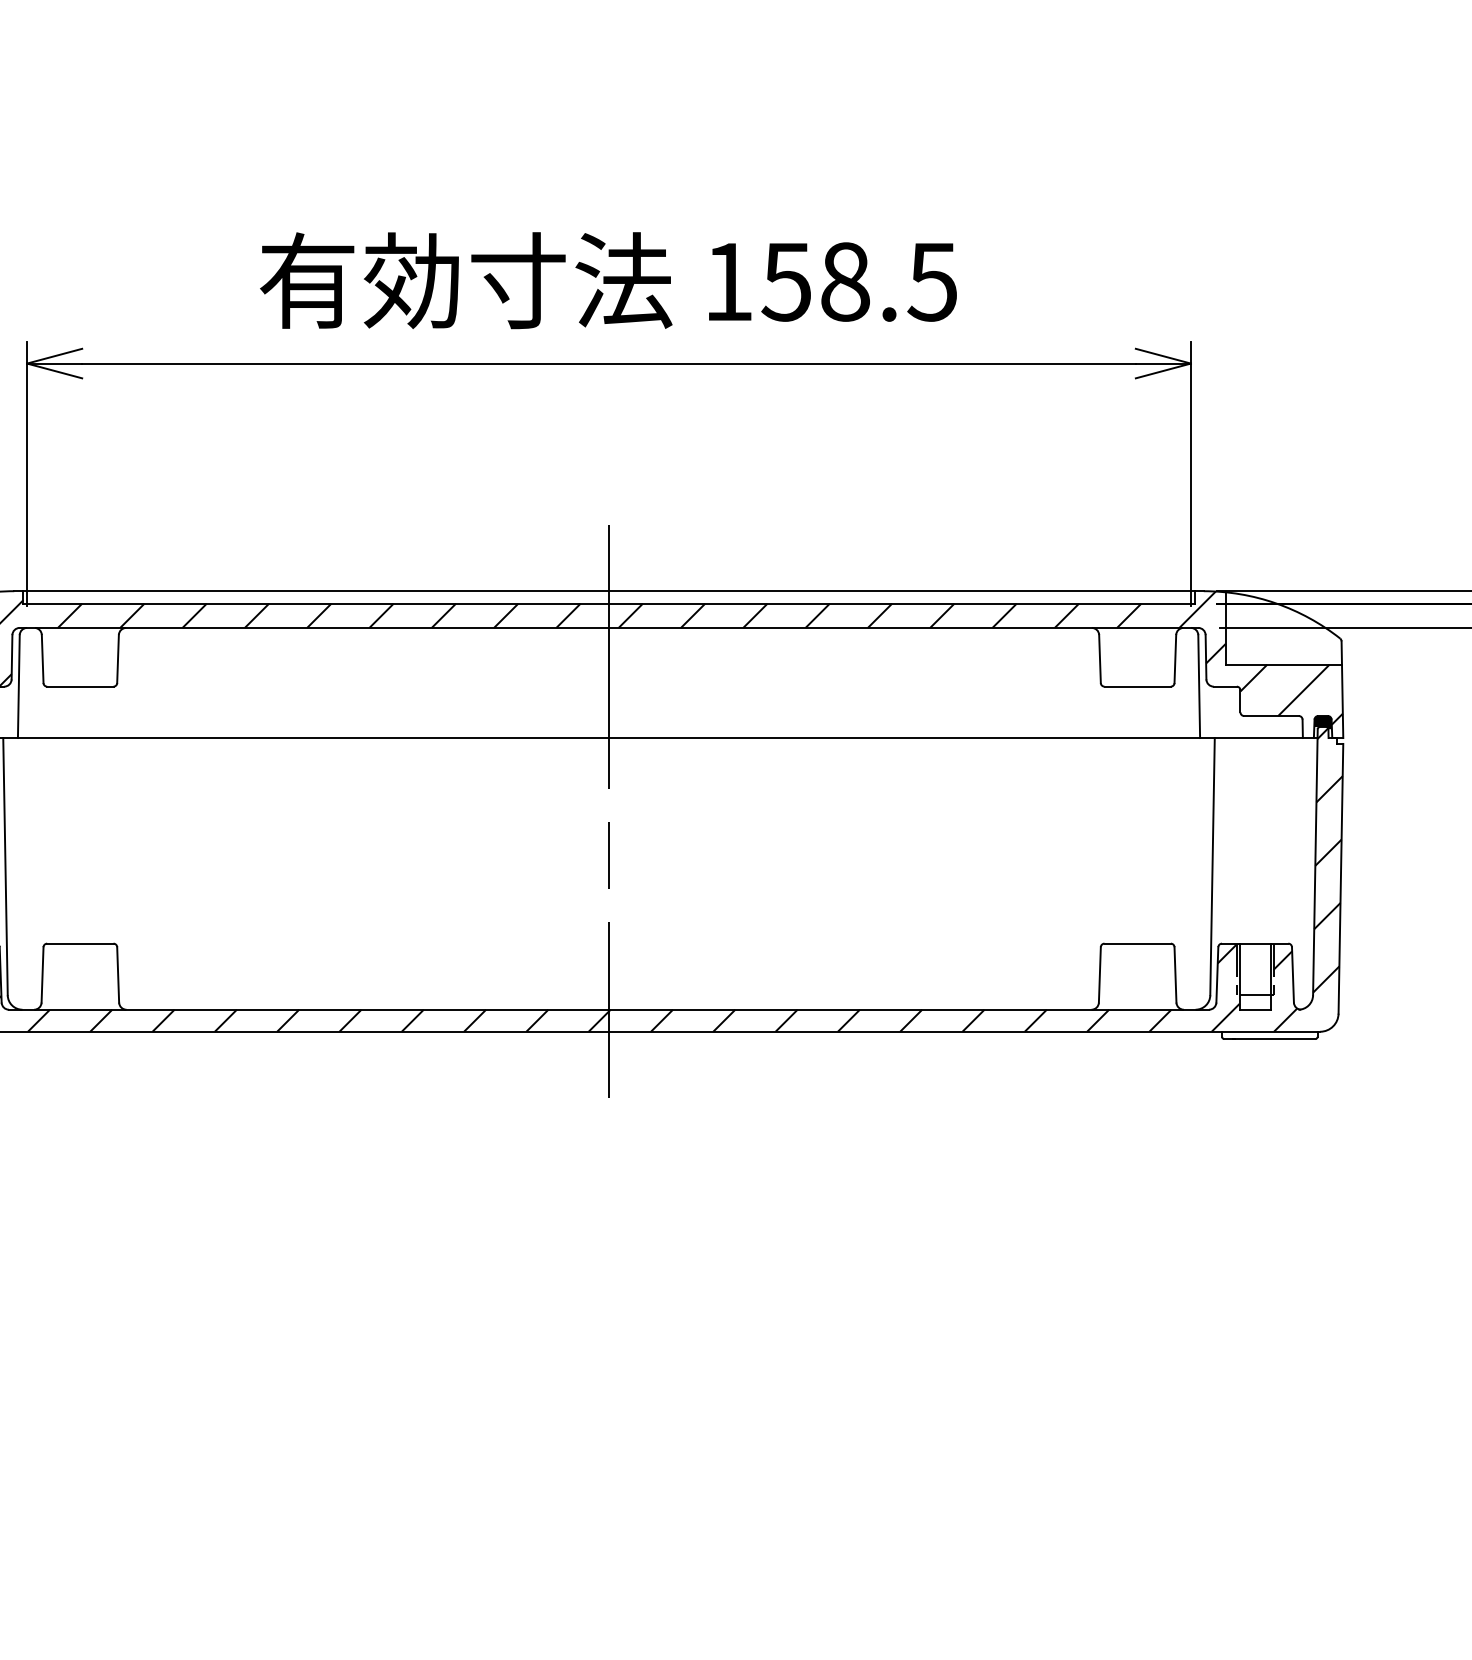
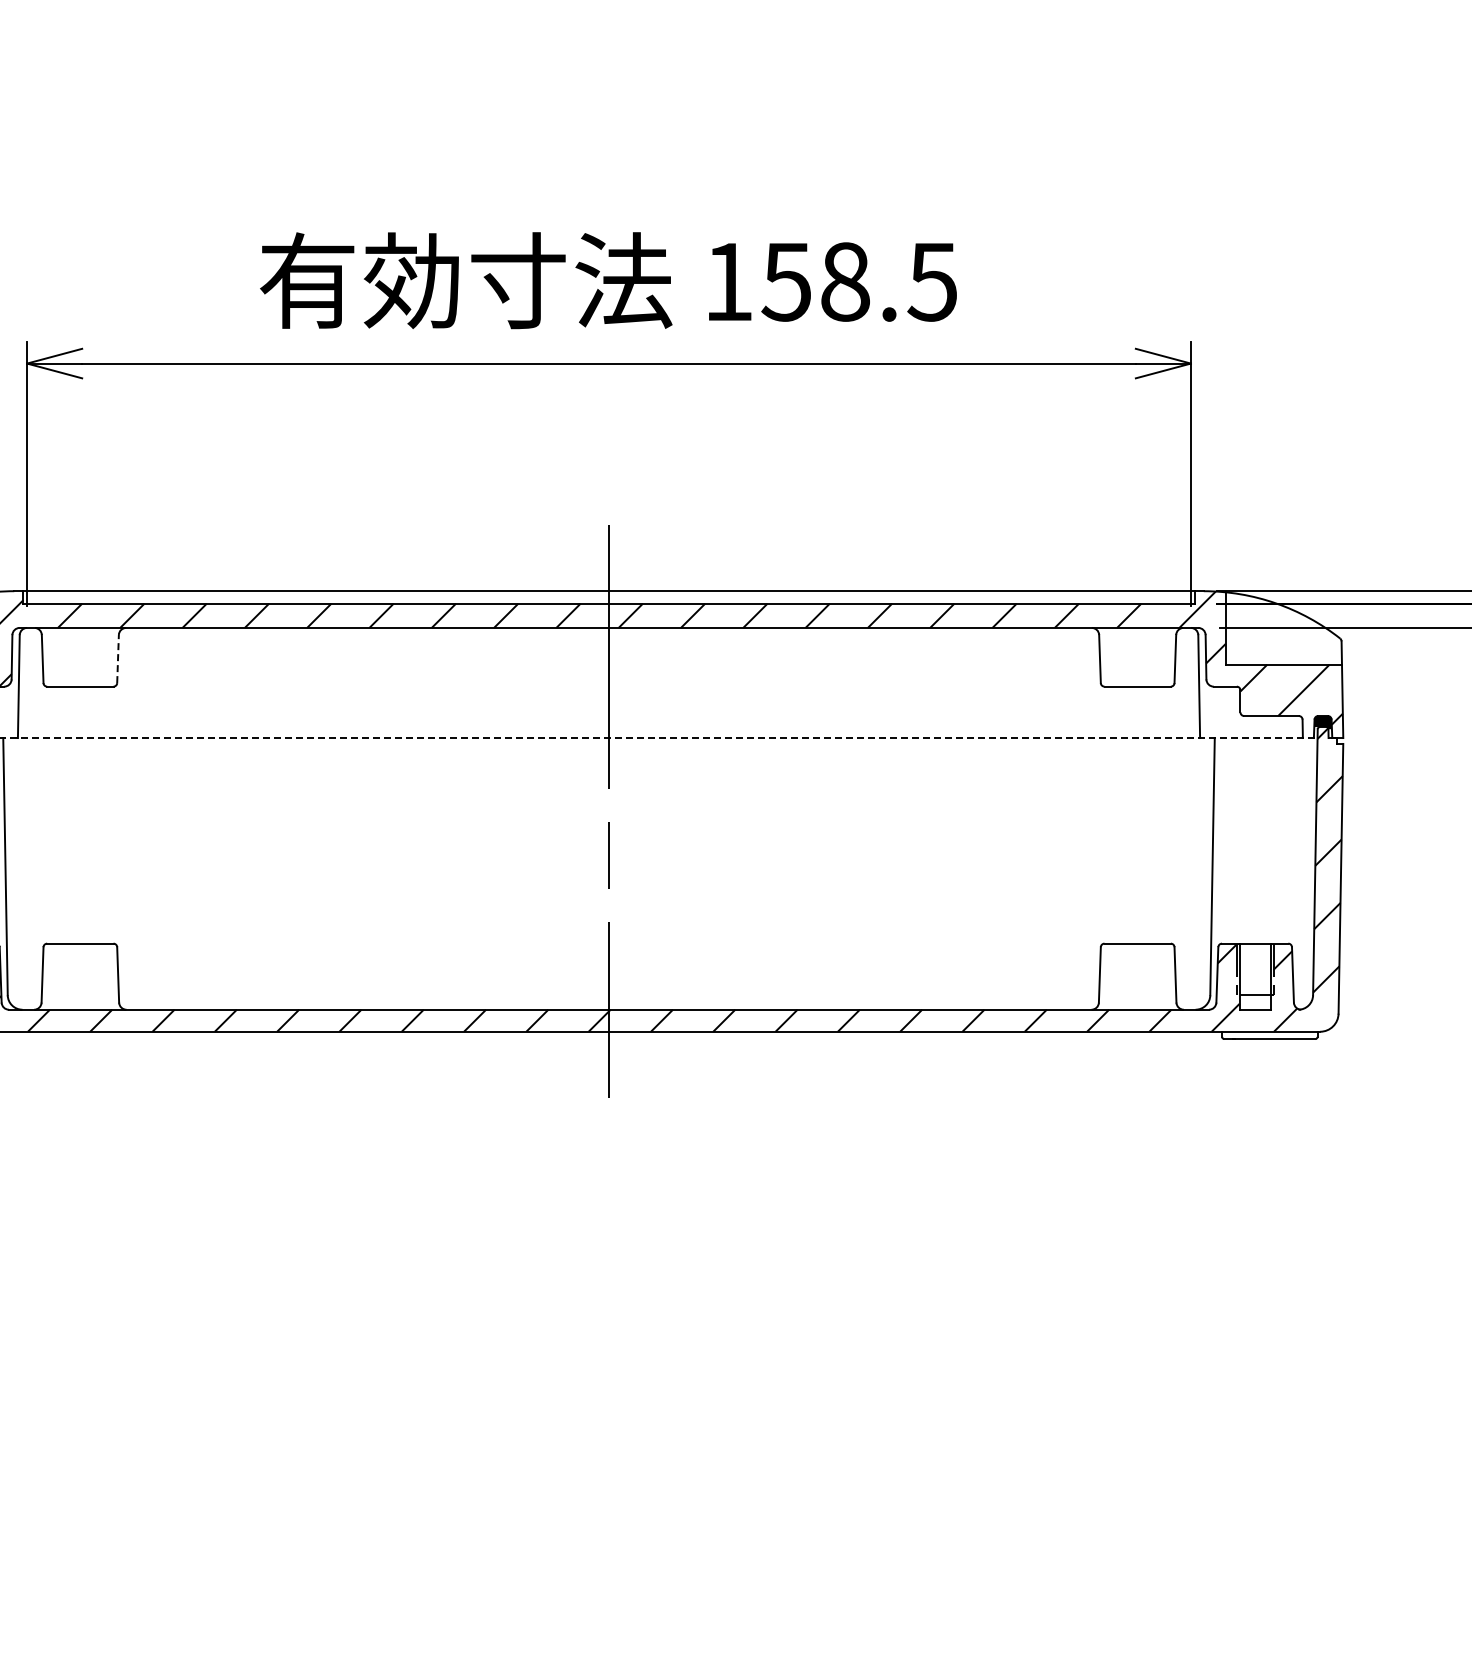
line: solid -> dashed (118, 658)
line: solid -> dashed (658, 738)
